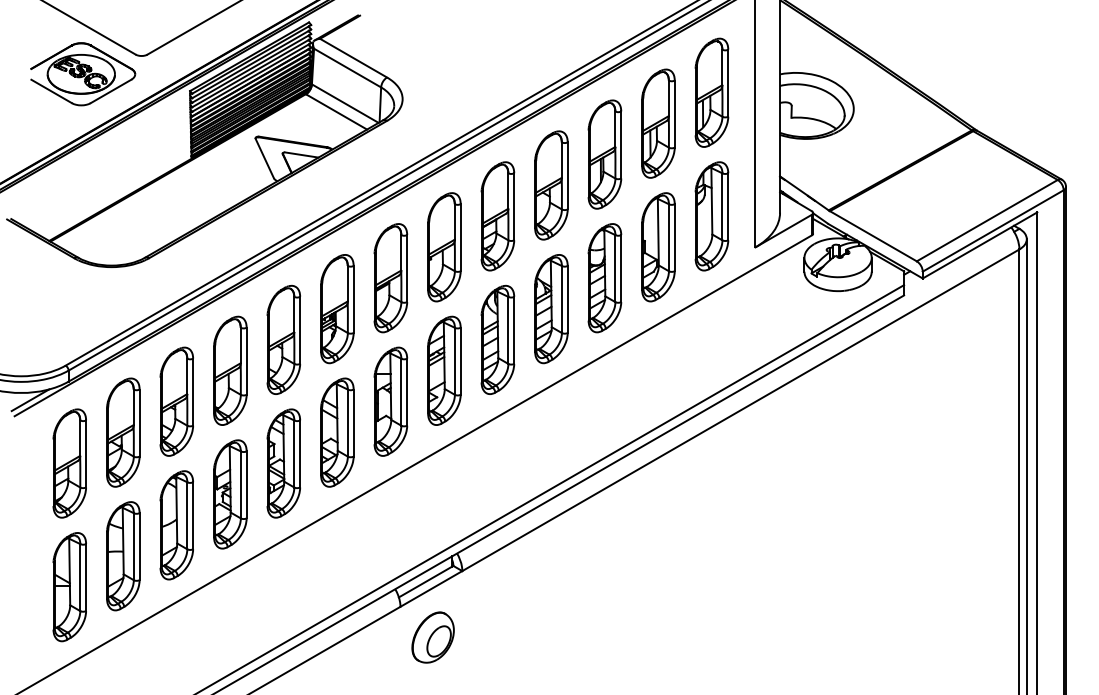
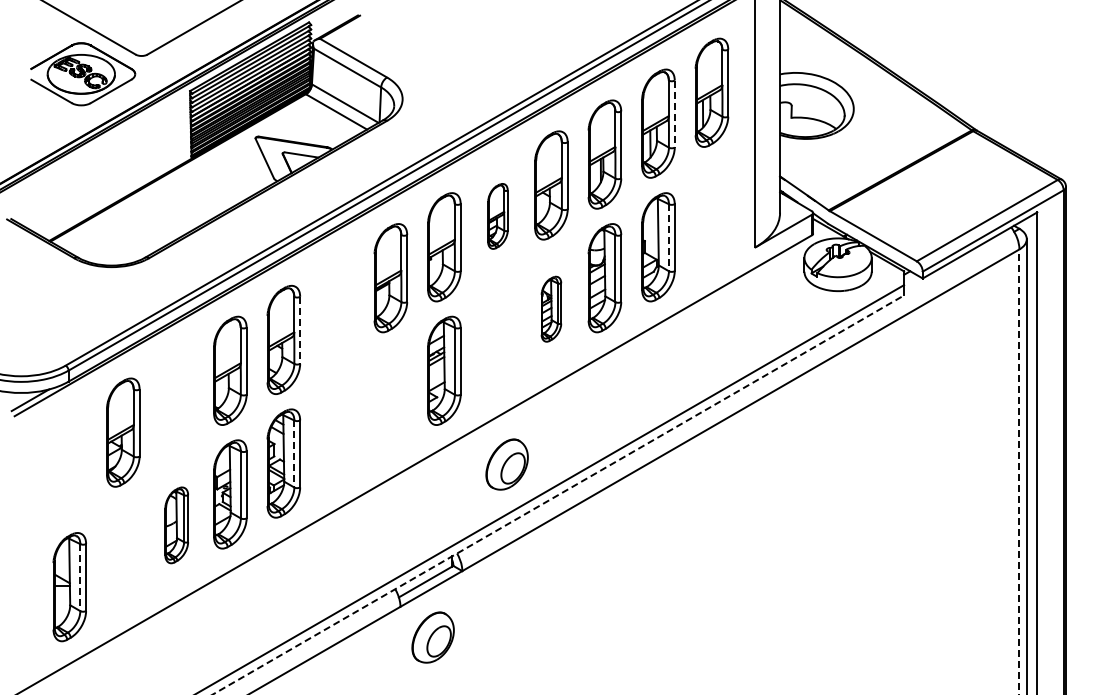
line: solid -> dashed (674, 114)
part size: 36x111 px -> 22x67 px (497, 216)
part: present -> none (711, 216)
line: solid -> dashed (668, 237)
part: present -> none (337, 309)
part size: 35x111 px -> 23x68 px (551, 308)
line: solid -> dashed (300, 330)
part: present -> none (497, 339)
part: present -> none (176, 401)
part: present -> none (390, 401)
part: present -> none (337, 432)
line: solid -> dashed (294, 454)
part: present -> none (69, 463)
part: none -> present (506, 464)
line: solid -> dashed (1019, 471)
line: solid -> dashed (558, 494)
part size: 35x111 px -> 25x79 px (176, 525)
part: present -> none (123, 556)
line: solid -> dashed (80, 577)
